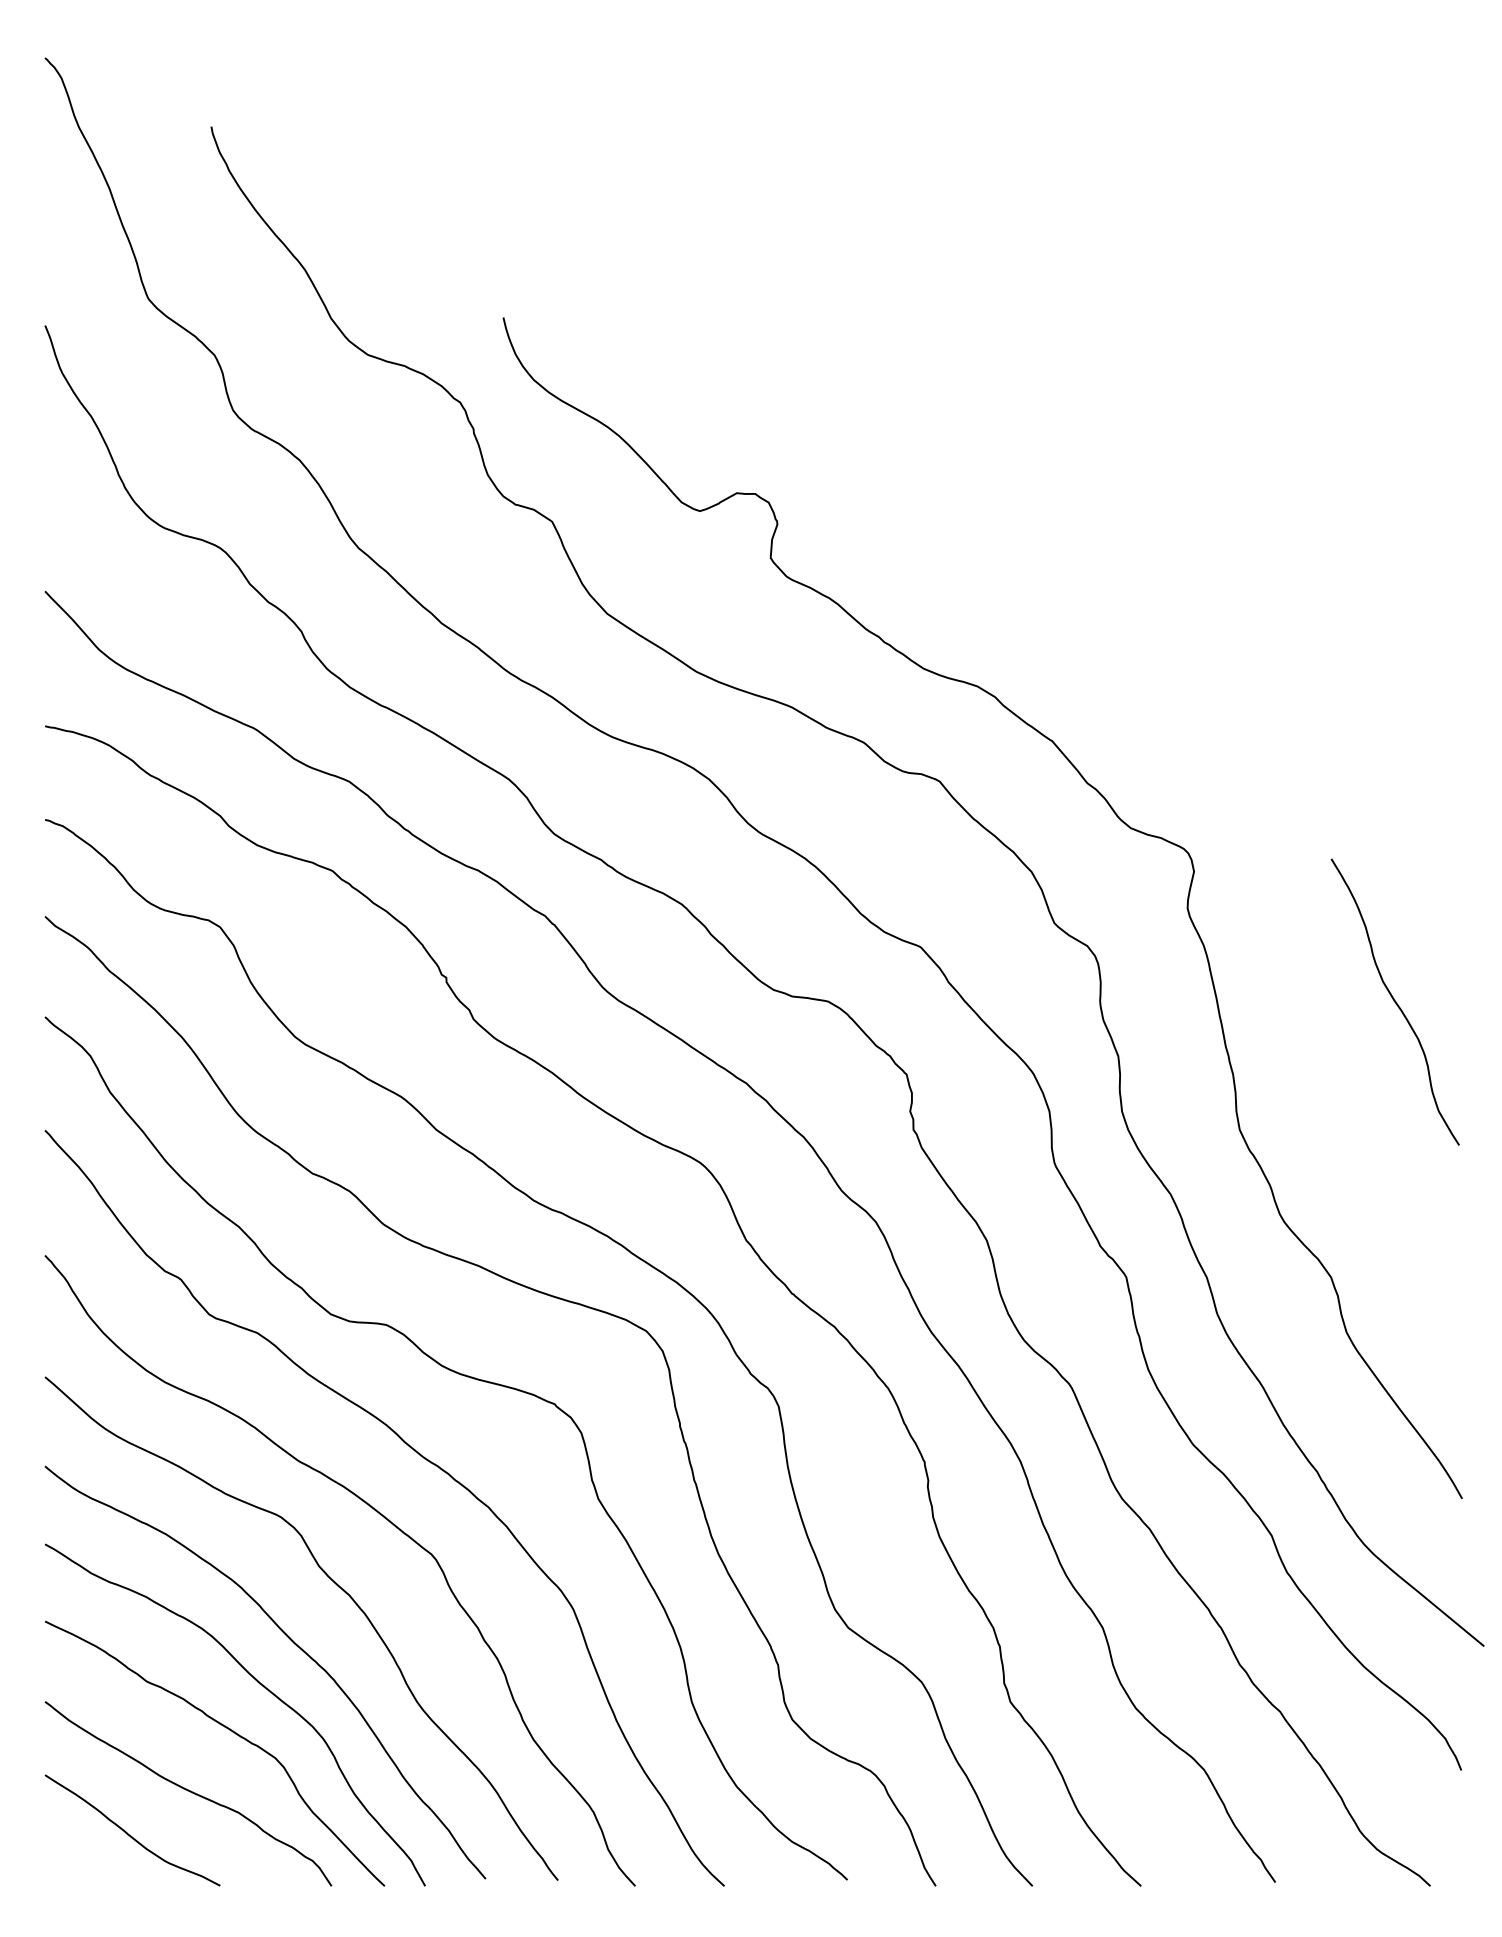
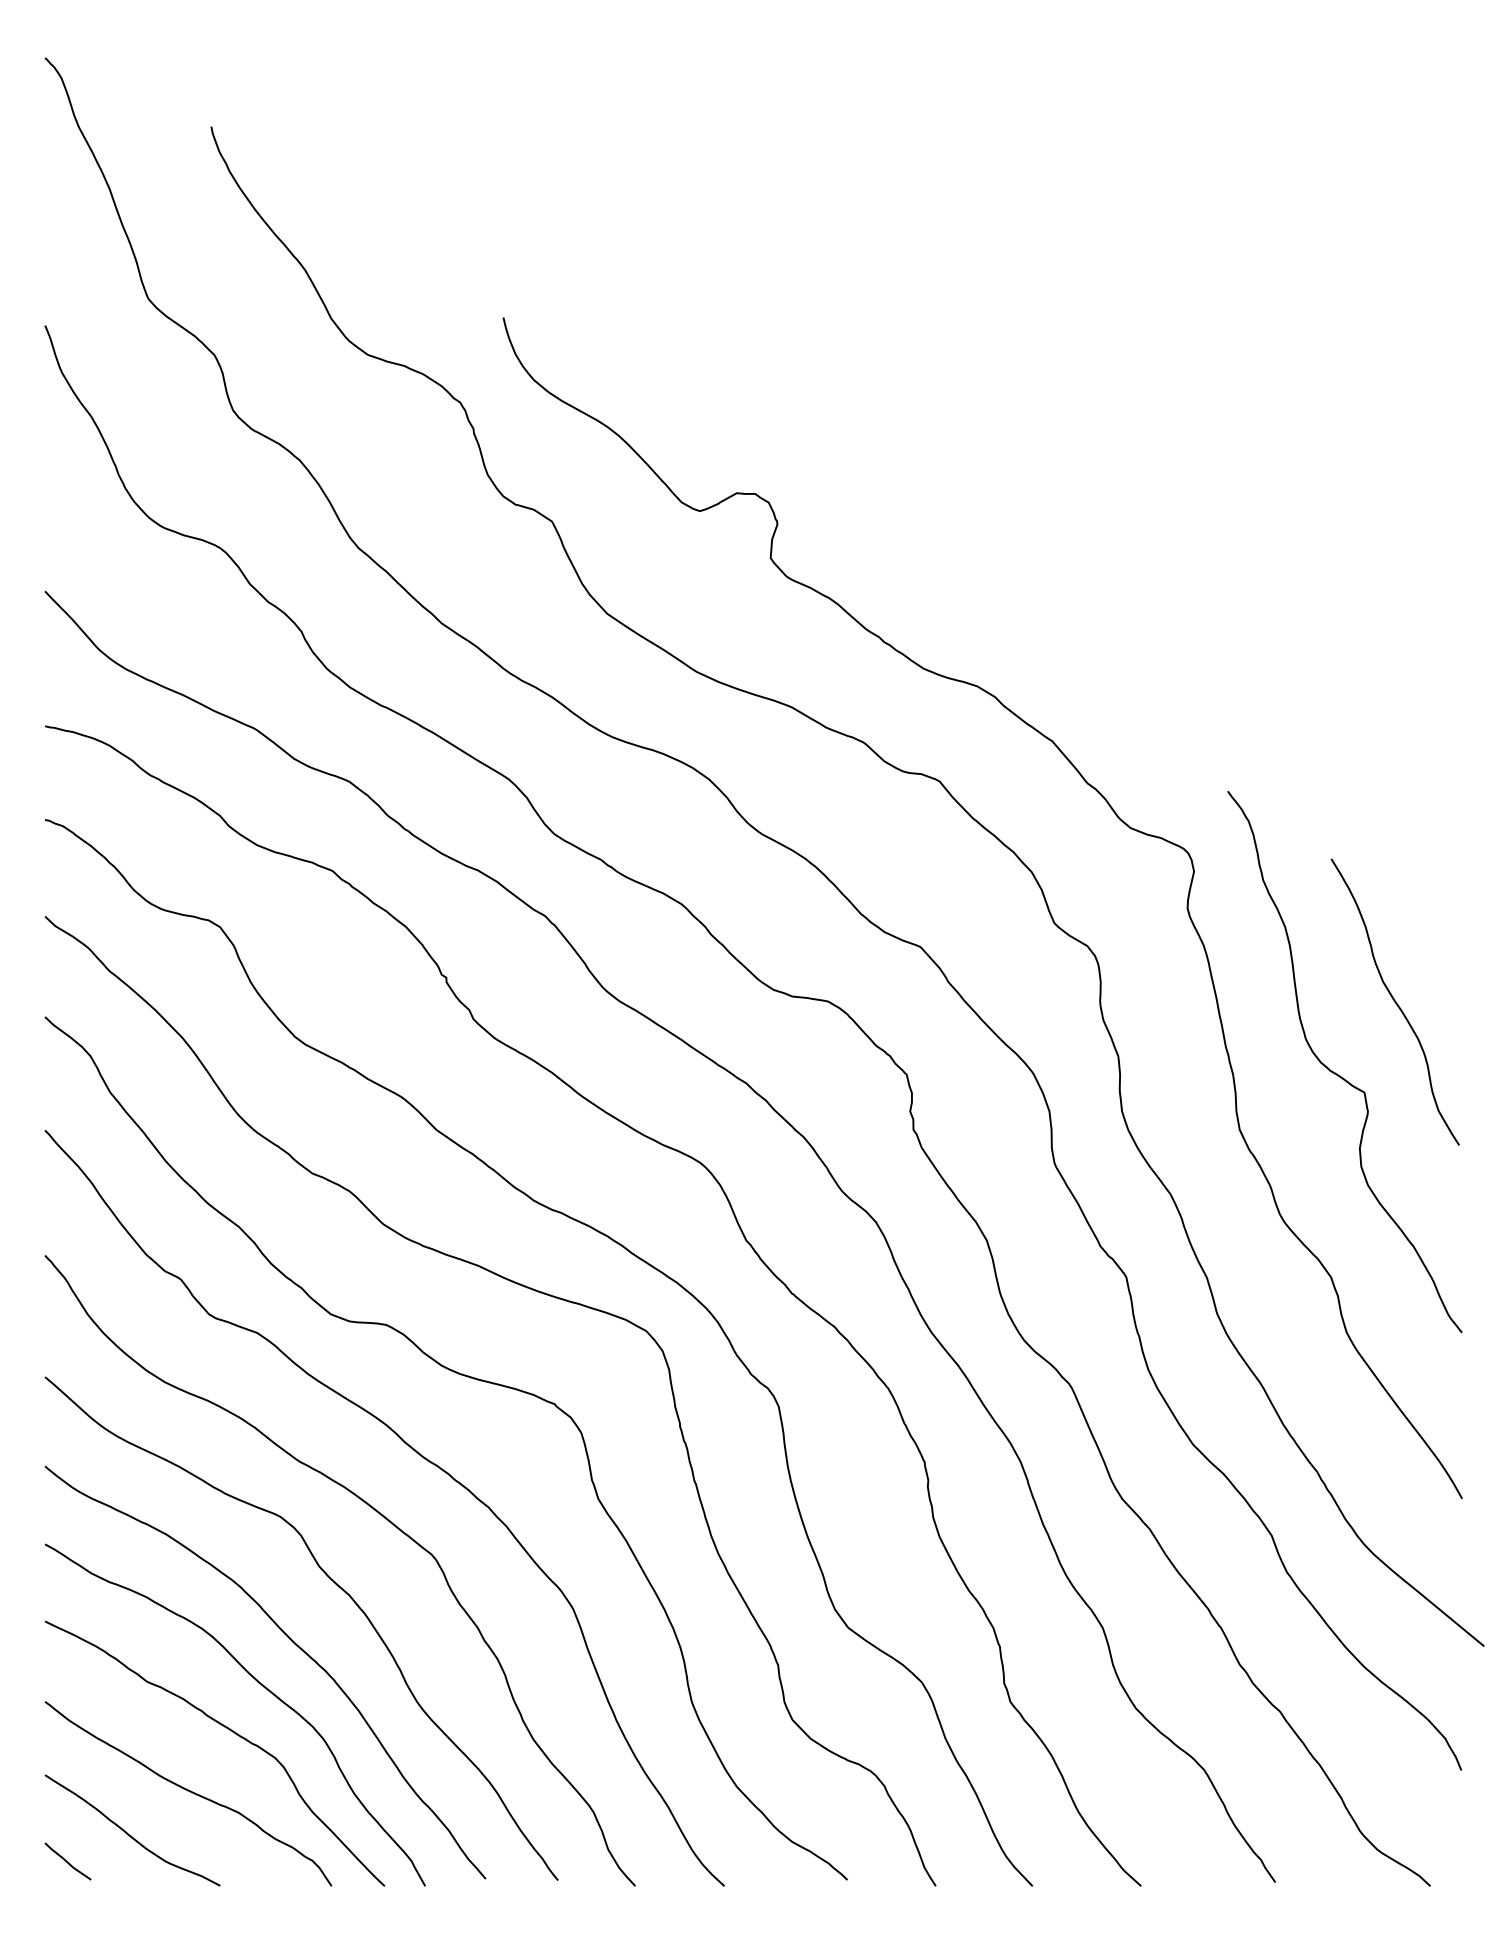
curve: none -> present (1337, 1073)
line: none -> present (67, 1861)
